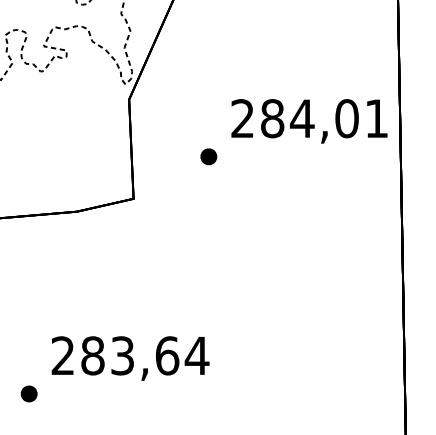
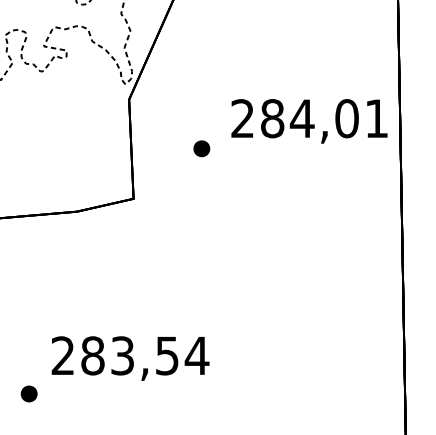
part position: (208, 156) -> (201, 148) (201, 148)
text: 283,64 -> 283,54 (167, 355)
